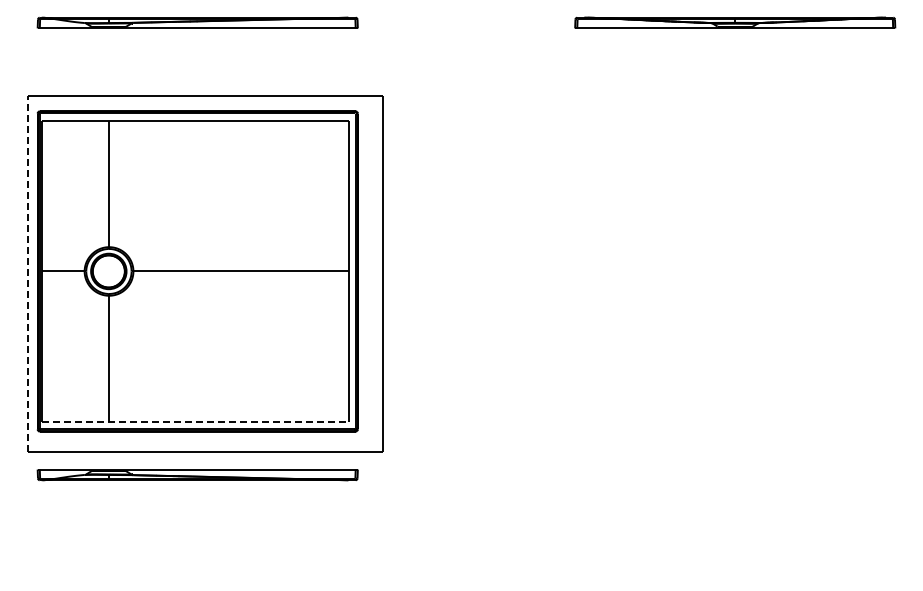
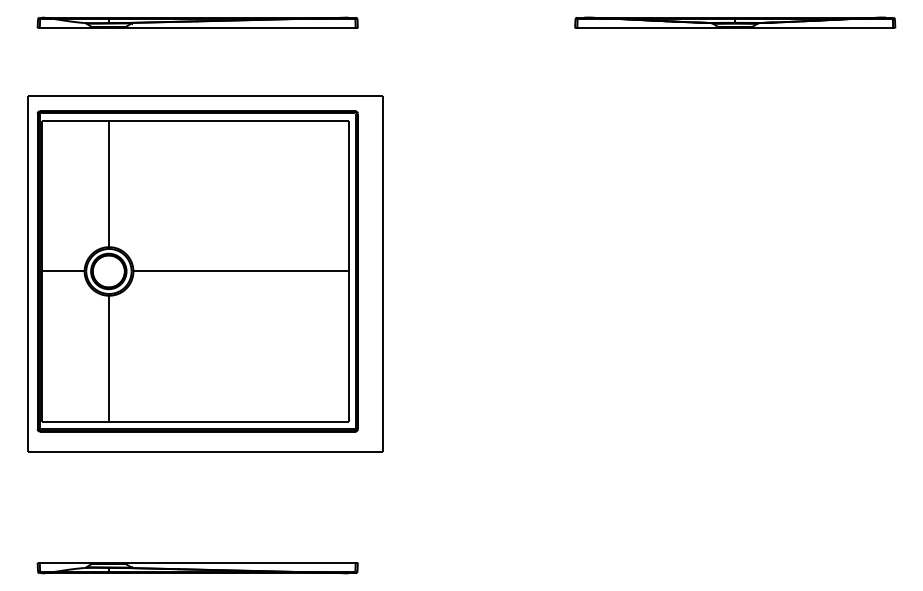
line: dashed -> solid (27, 273)
line: dashed -> solid (195, 422)
part position: (197, 475) -> (197, 568) (197, 568)
